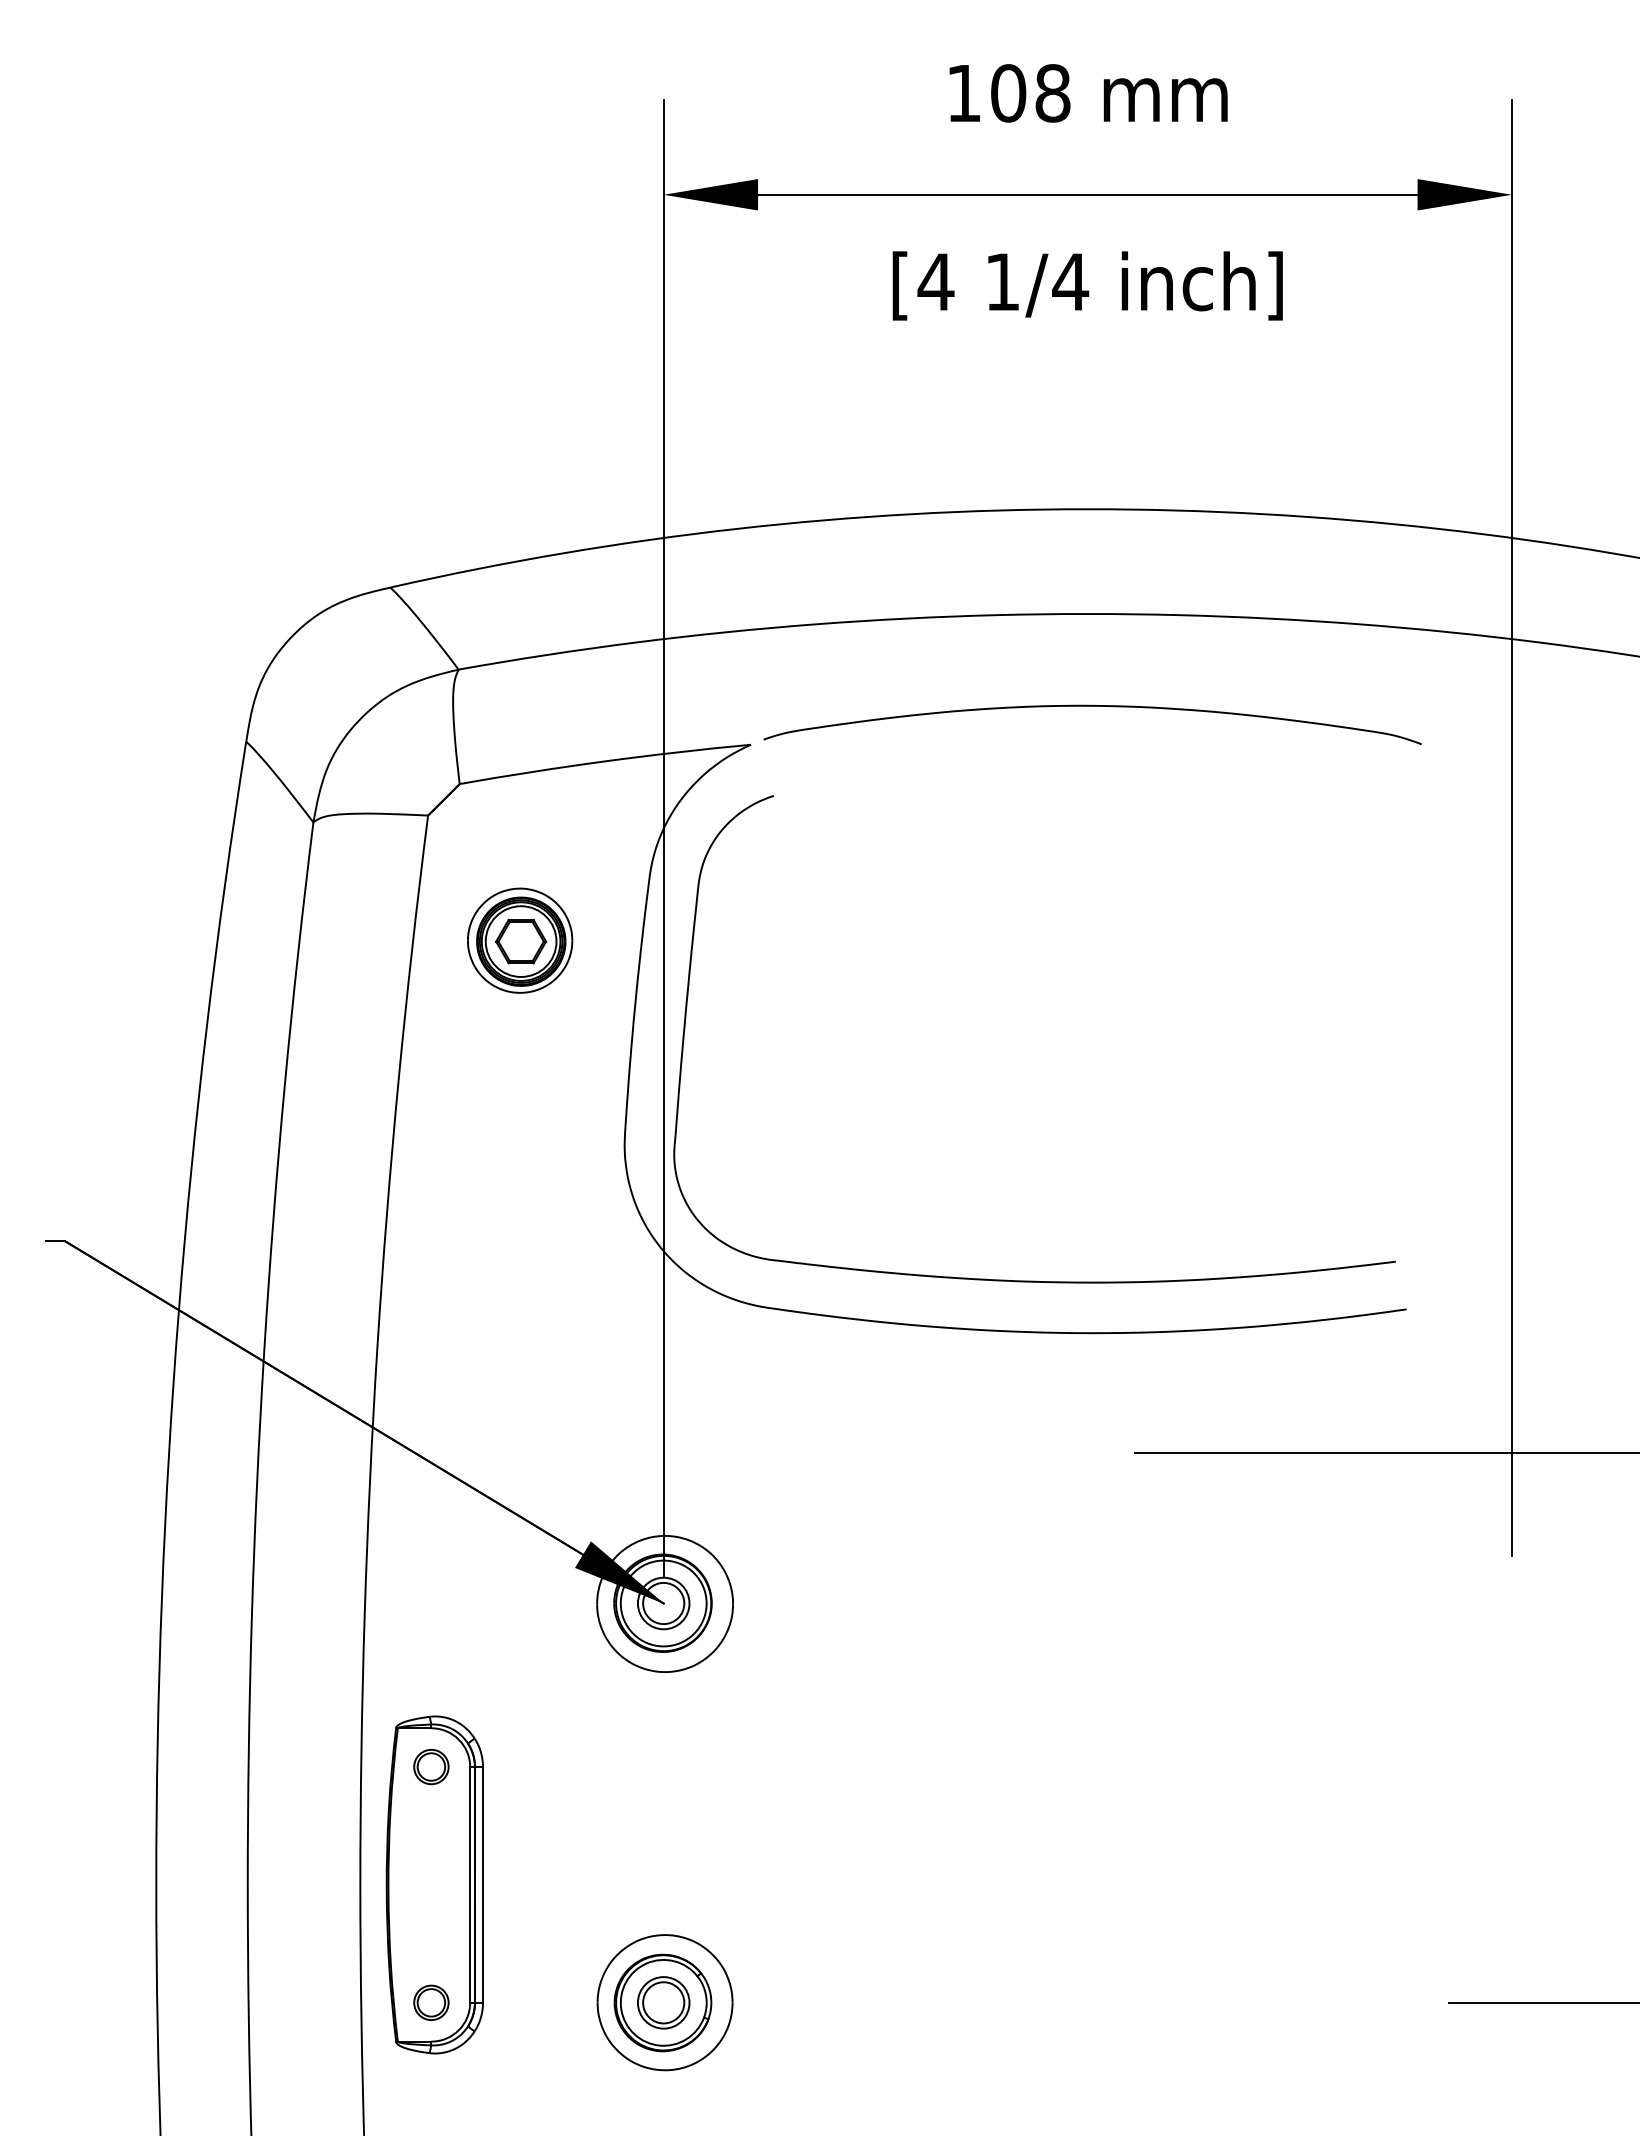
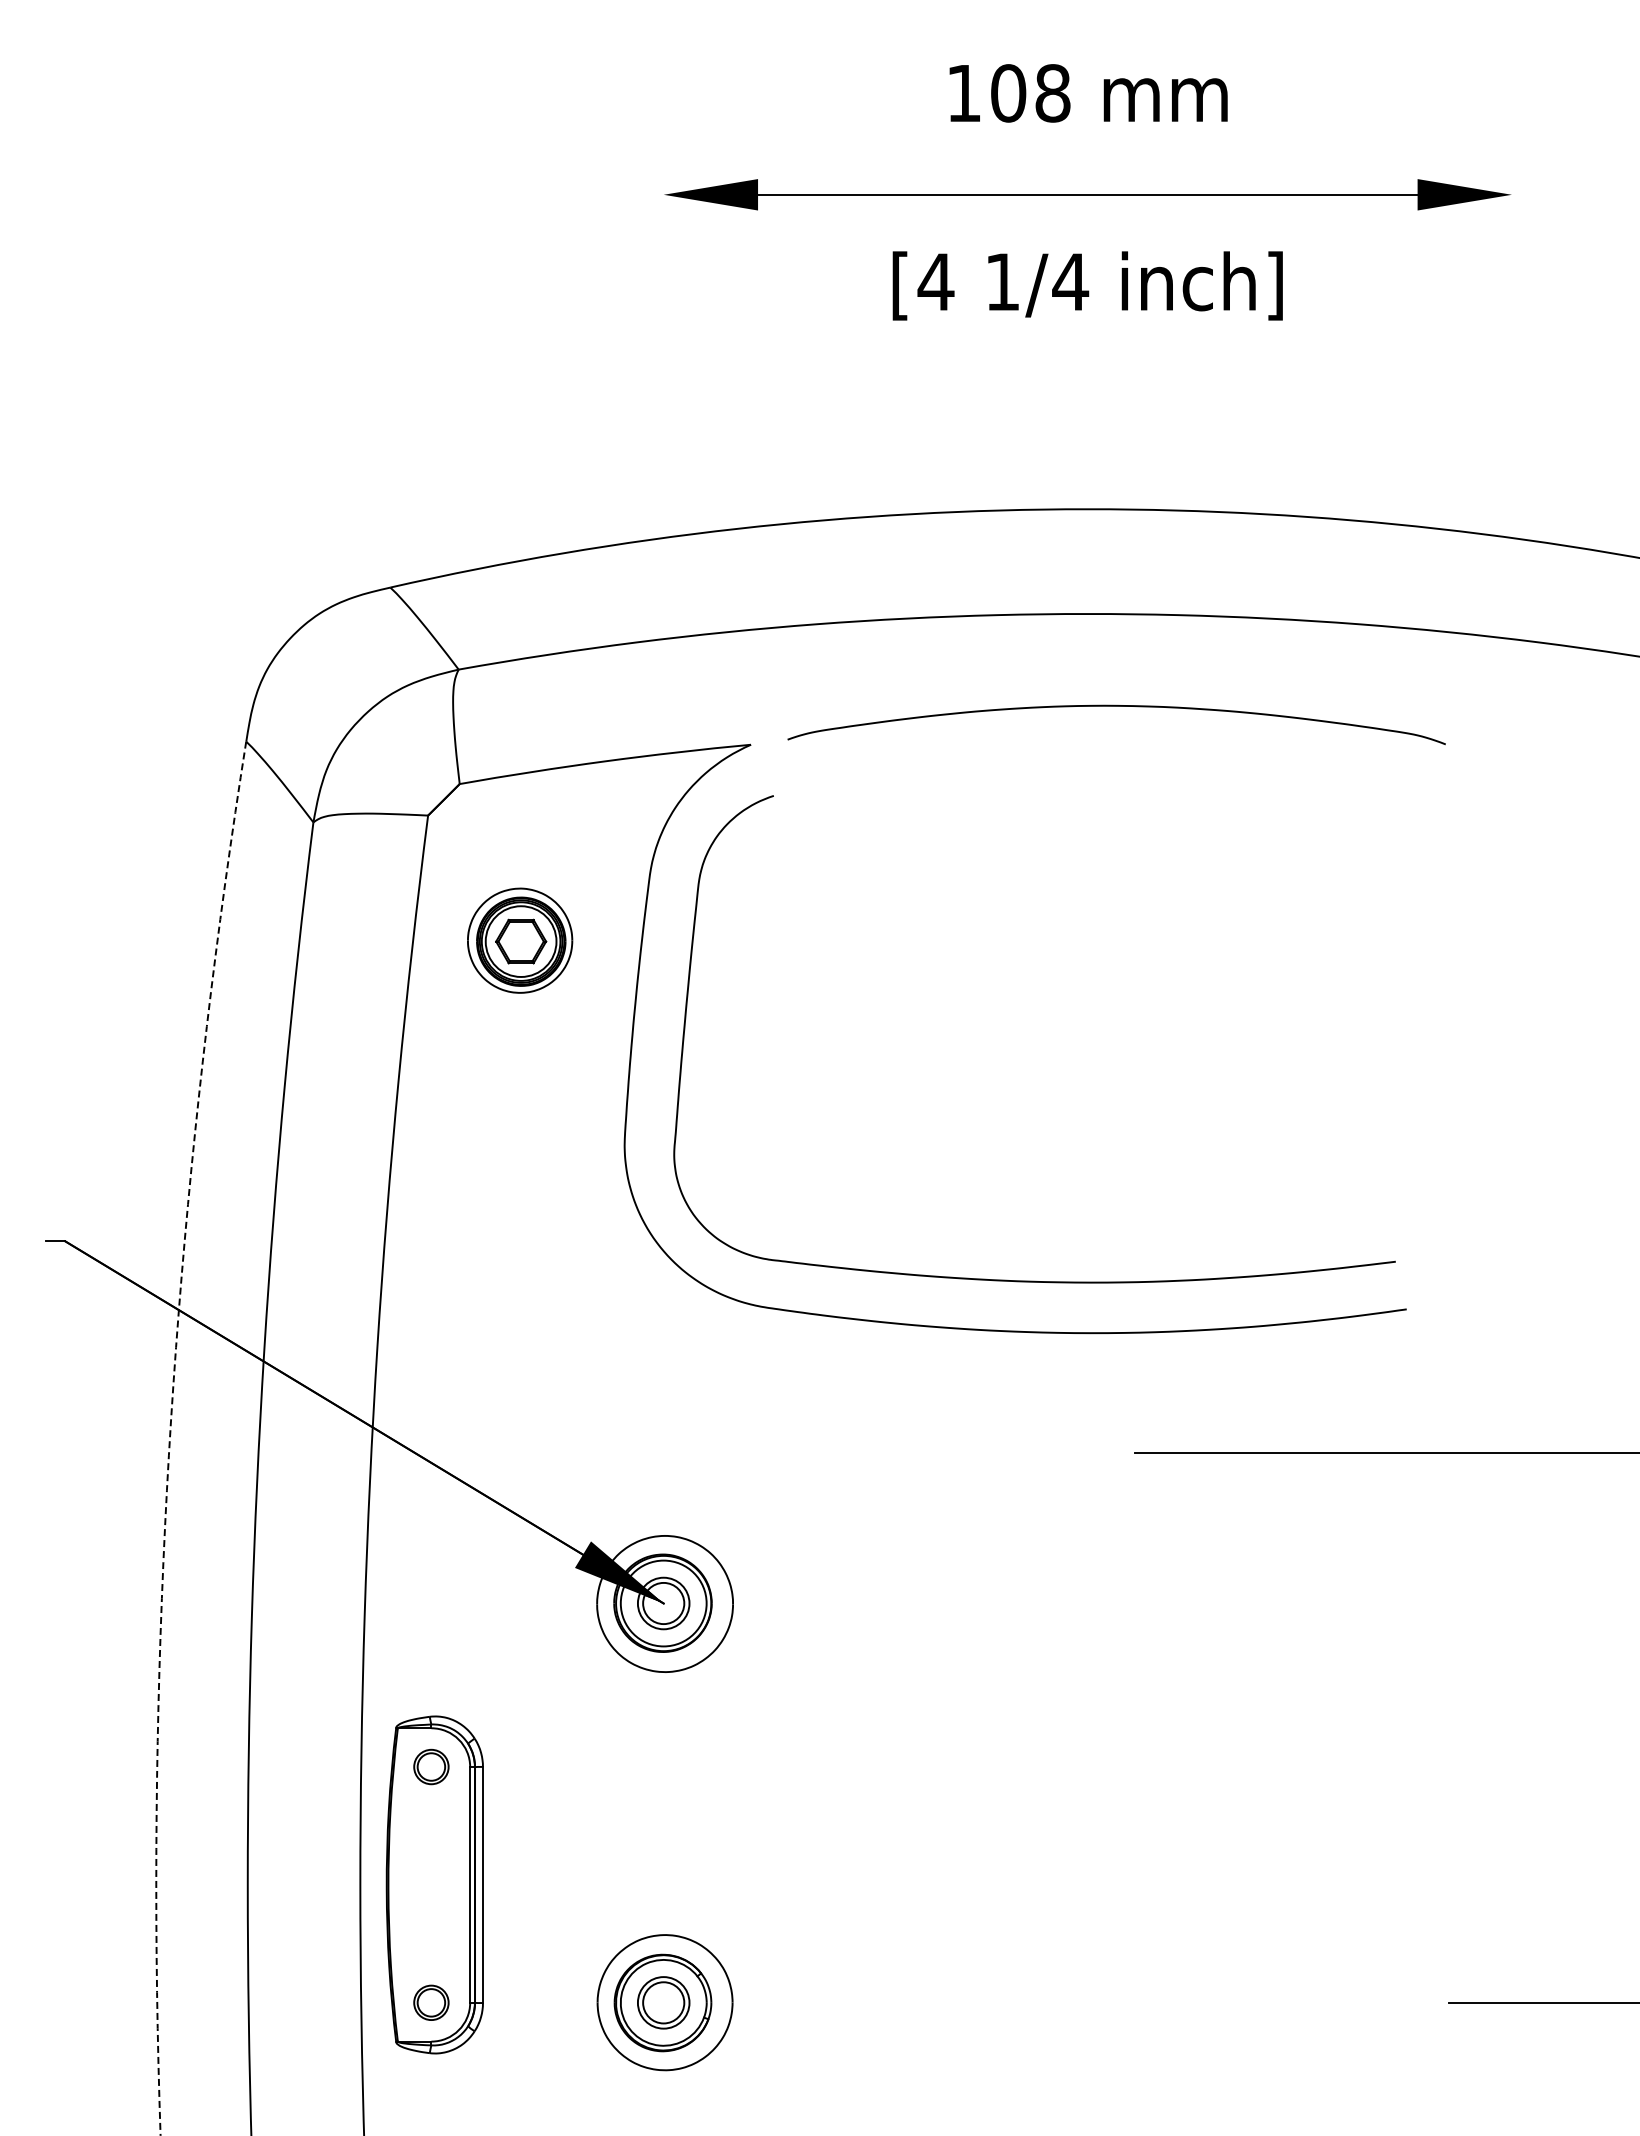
curve position: (1092, 706) -> (1116, 706) (1116, 706)
line: present -> none (1511, 828)
line: present -> none (663, 838)
arc: solid -> dashed (170, 1438)
